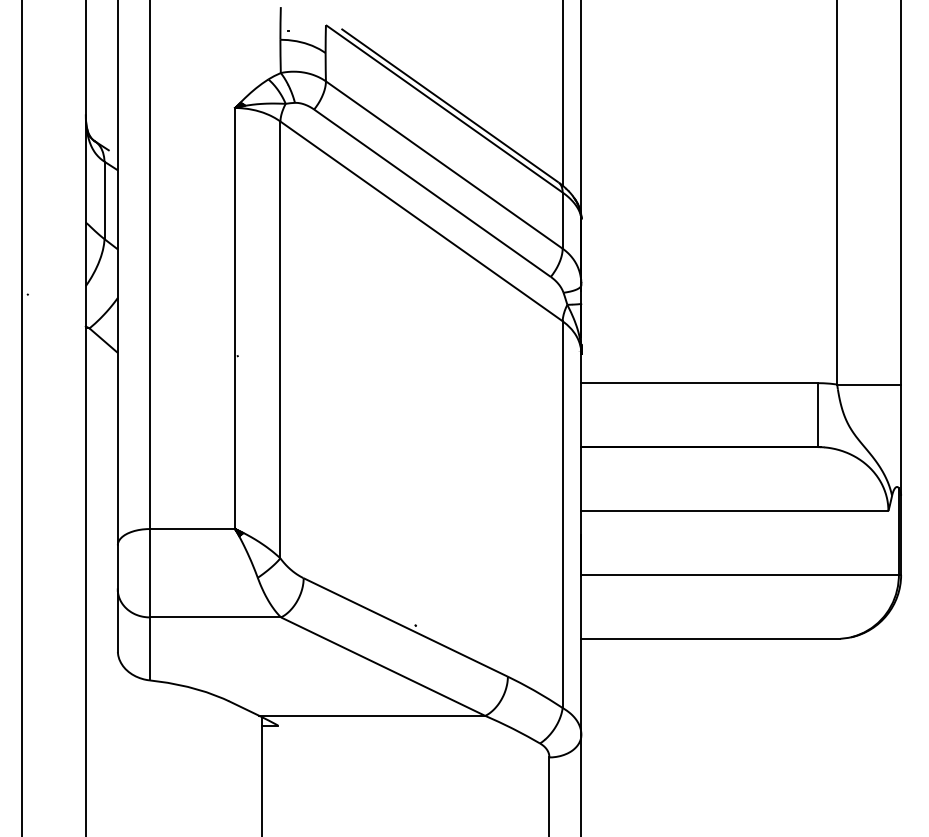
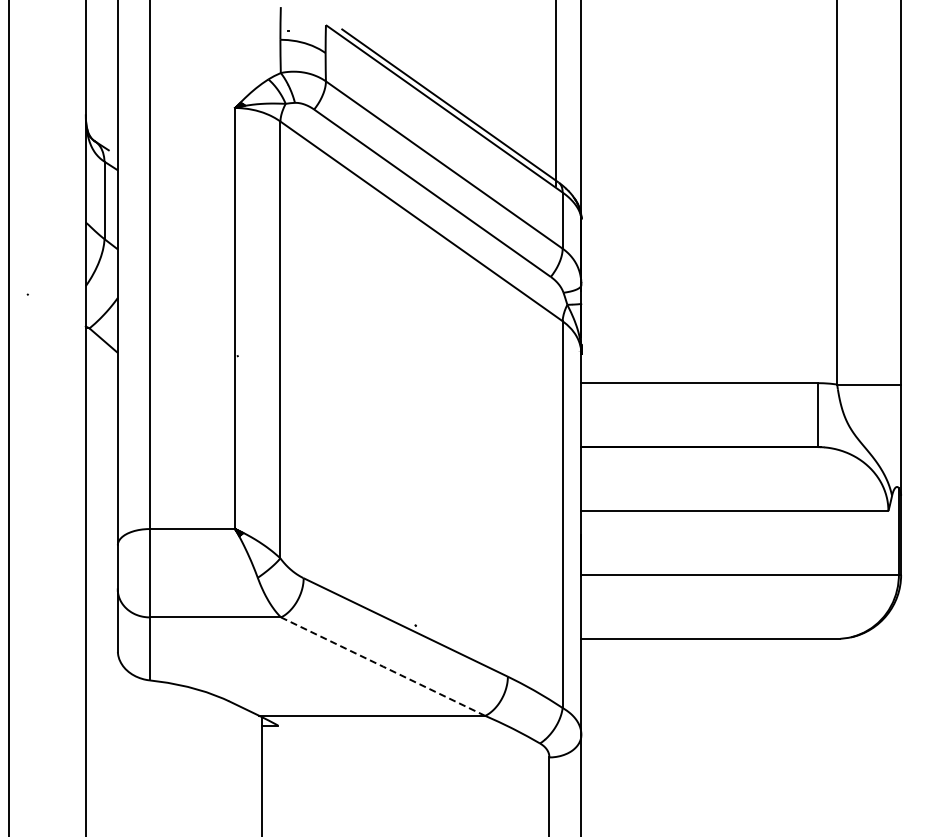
line position: (562, 93) -> (555, 93) (555, 93)
line position: (21, 417) -> (8, 417) (8, 417)
line: solid -> dashed (383, 666)
